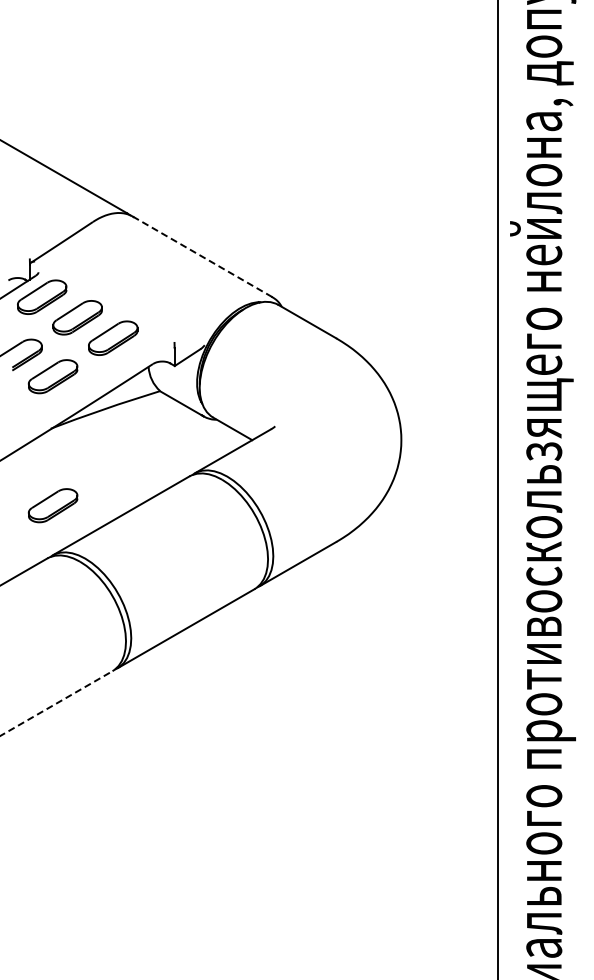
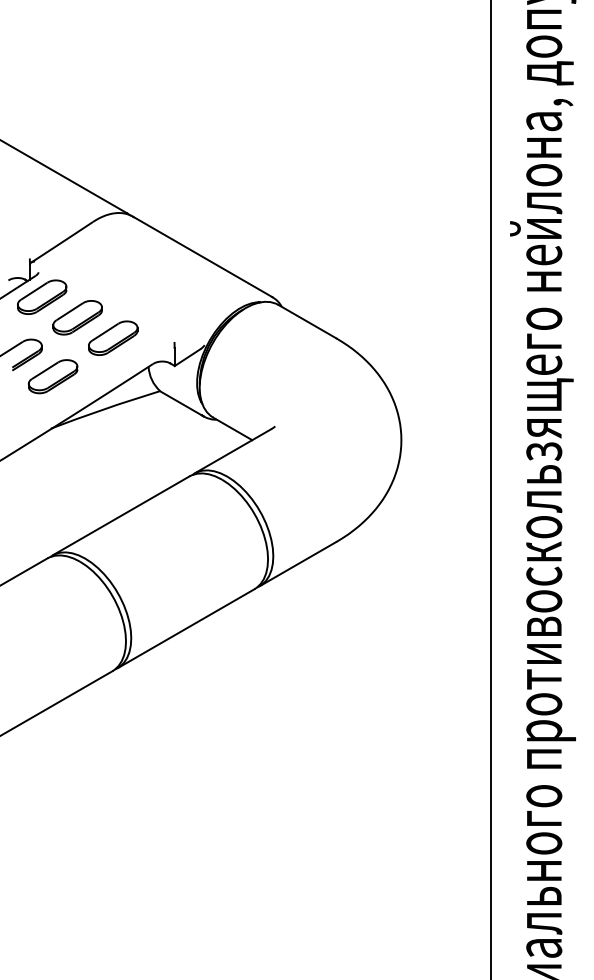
line: dashed -> solid (202, 256)
line position: (497, 489) -> (490, 489) (490, 489)
part: present -> none (52, 505)
line: dashed -> solid (56, 703)
